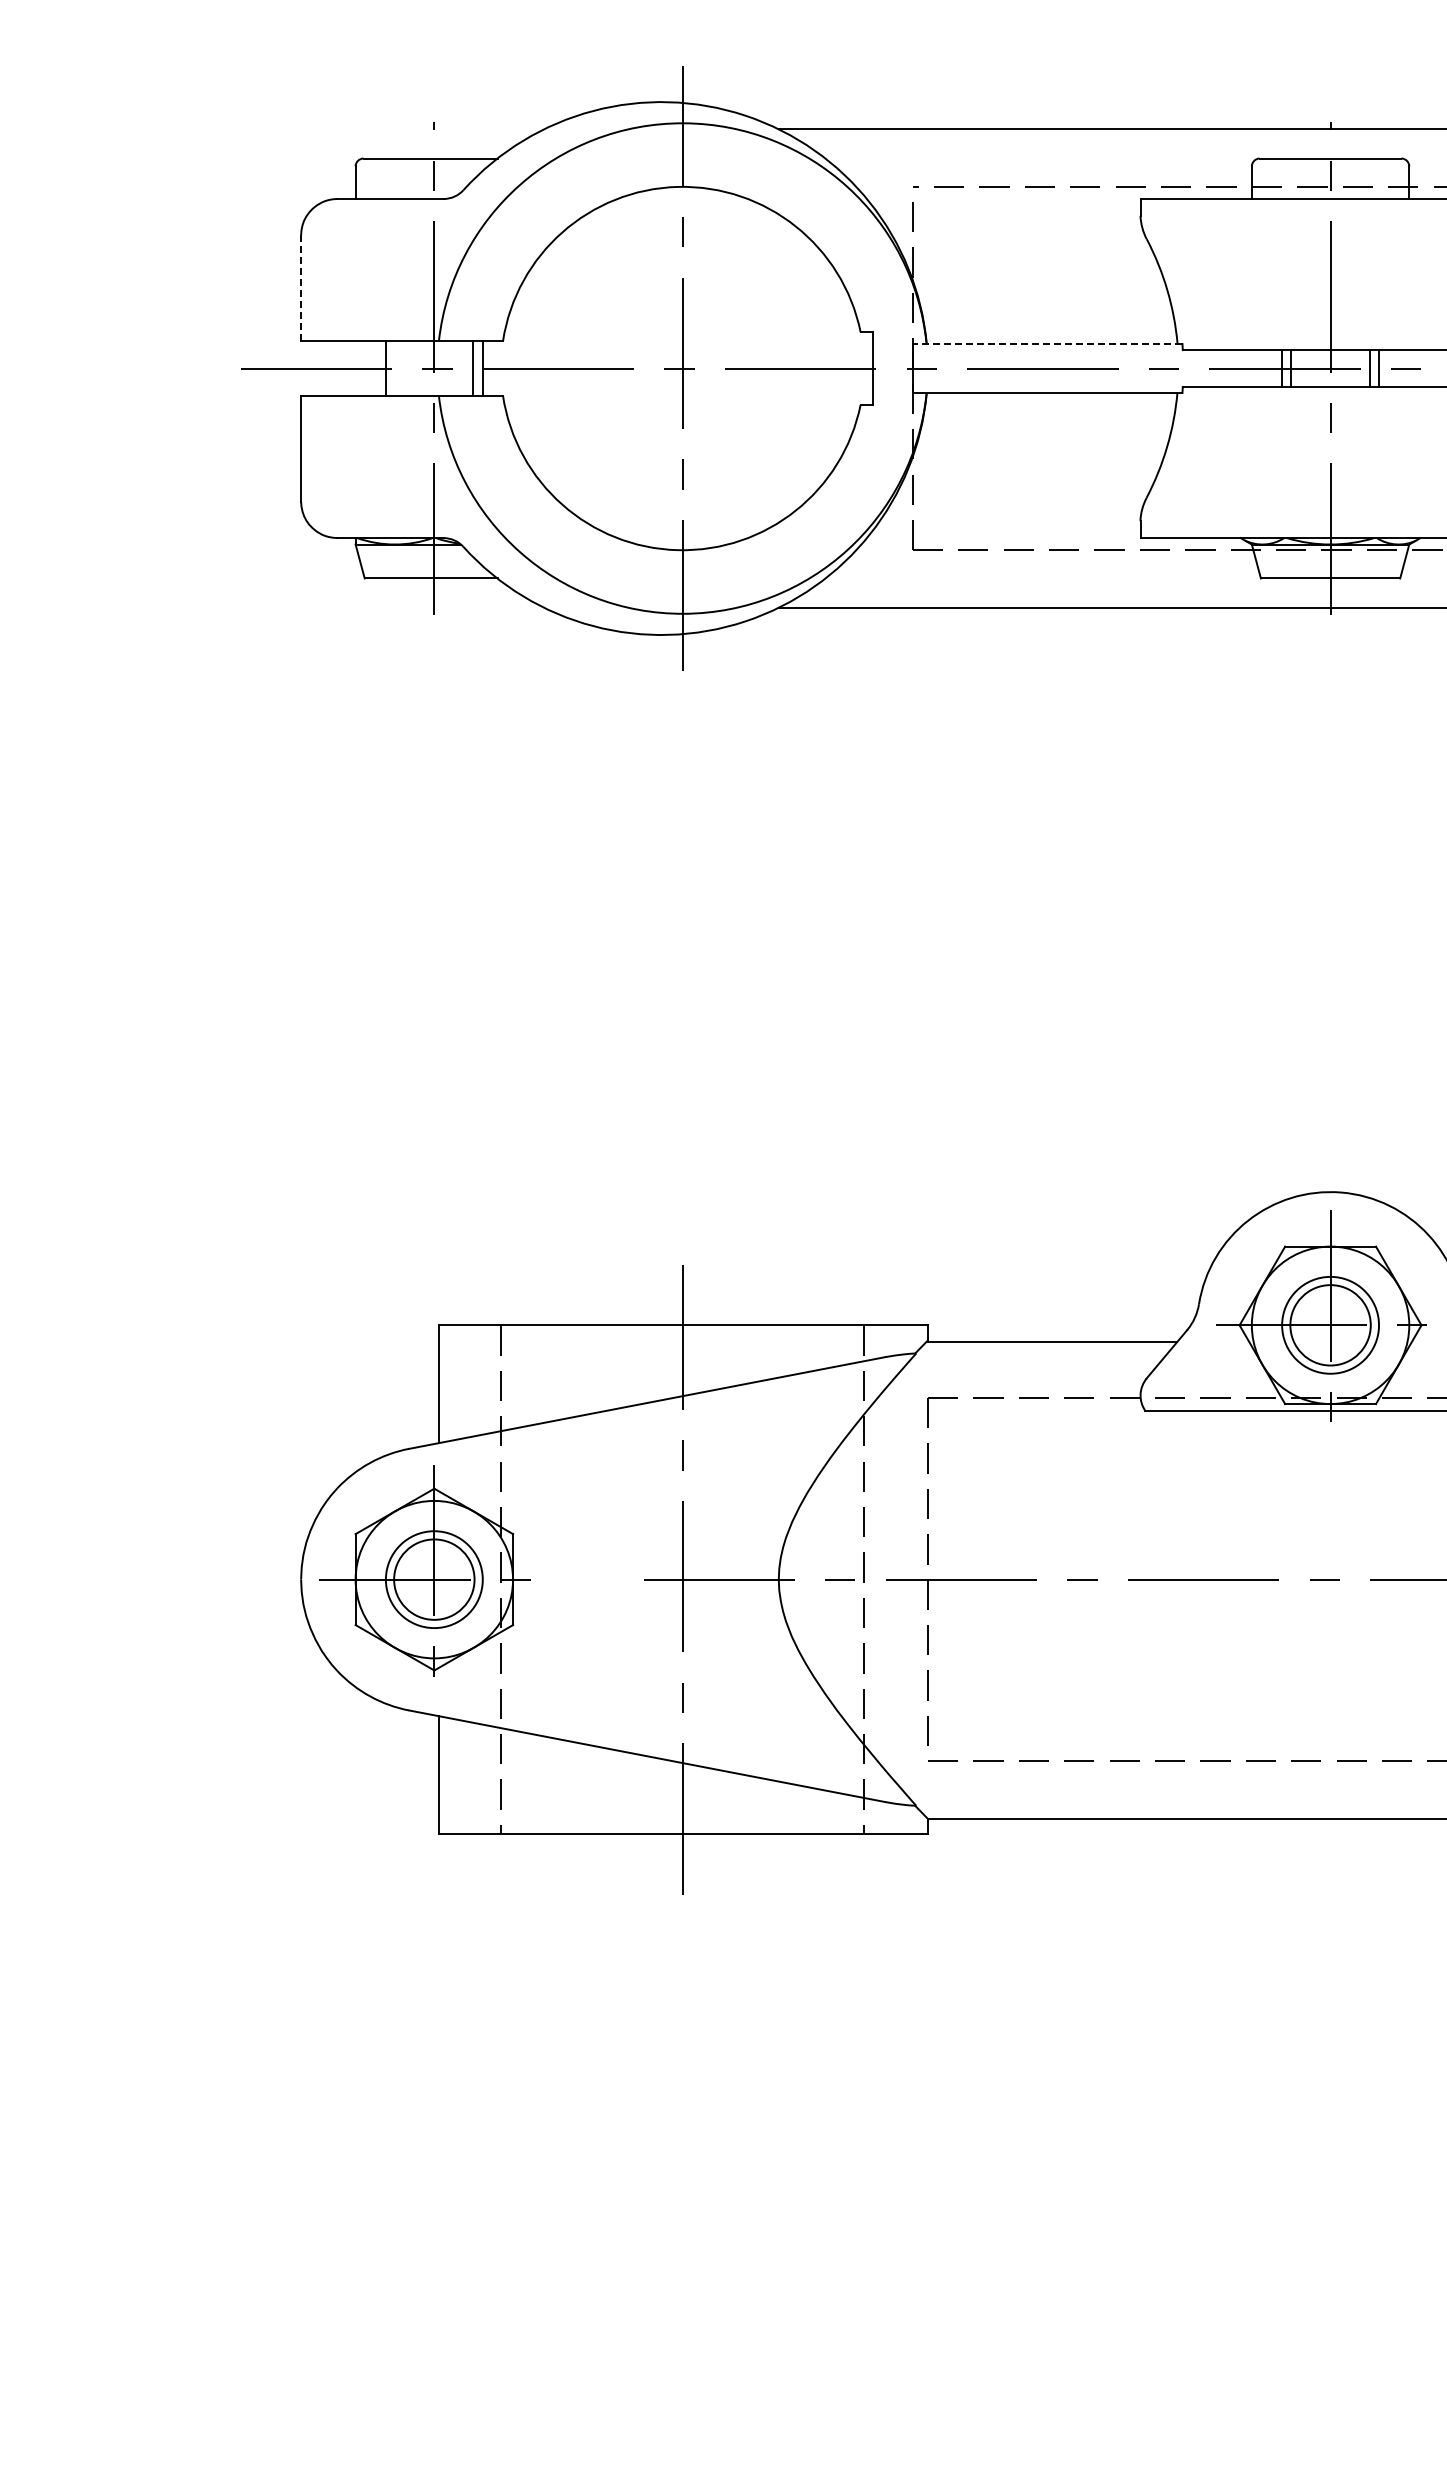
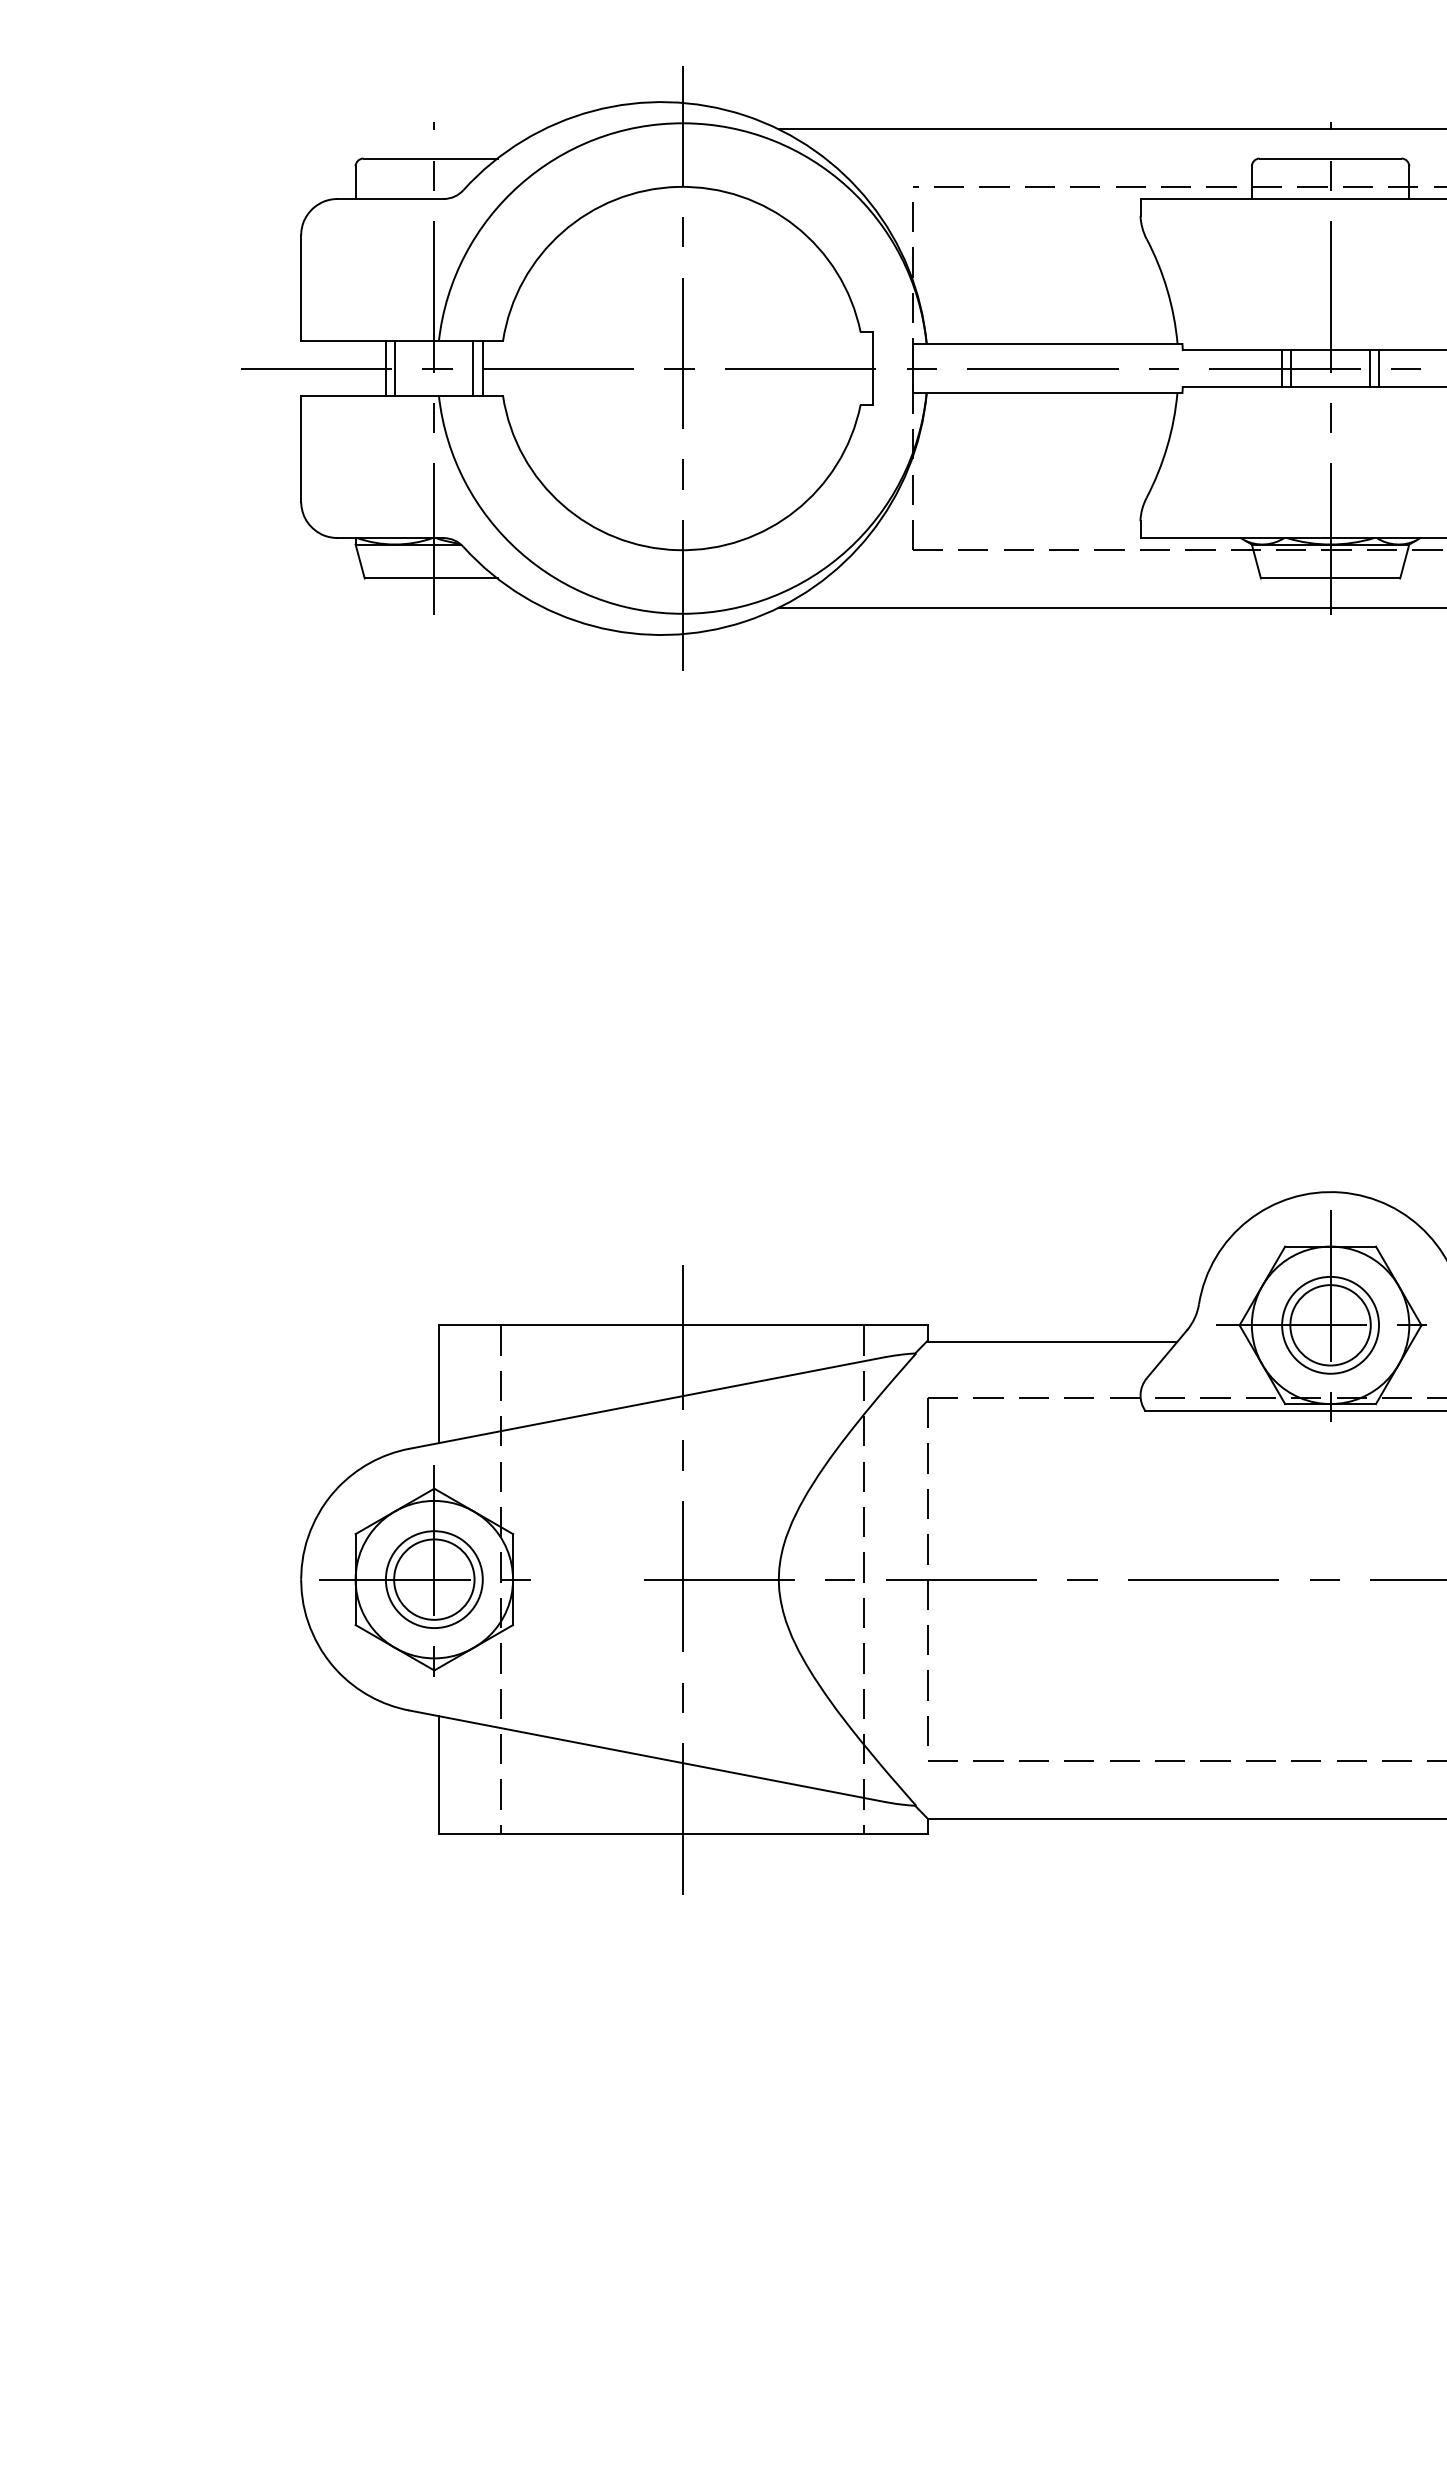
line: dashed -> solid (301, 288)
line: dashed -> solid (1047, 343)
line: none -> present (395, 368)
